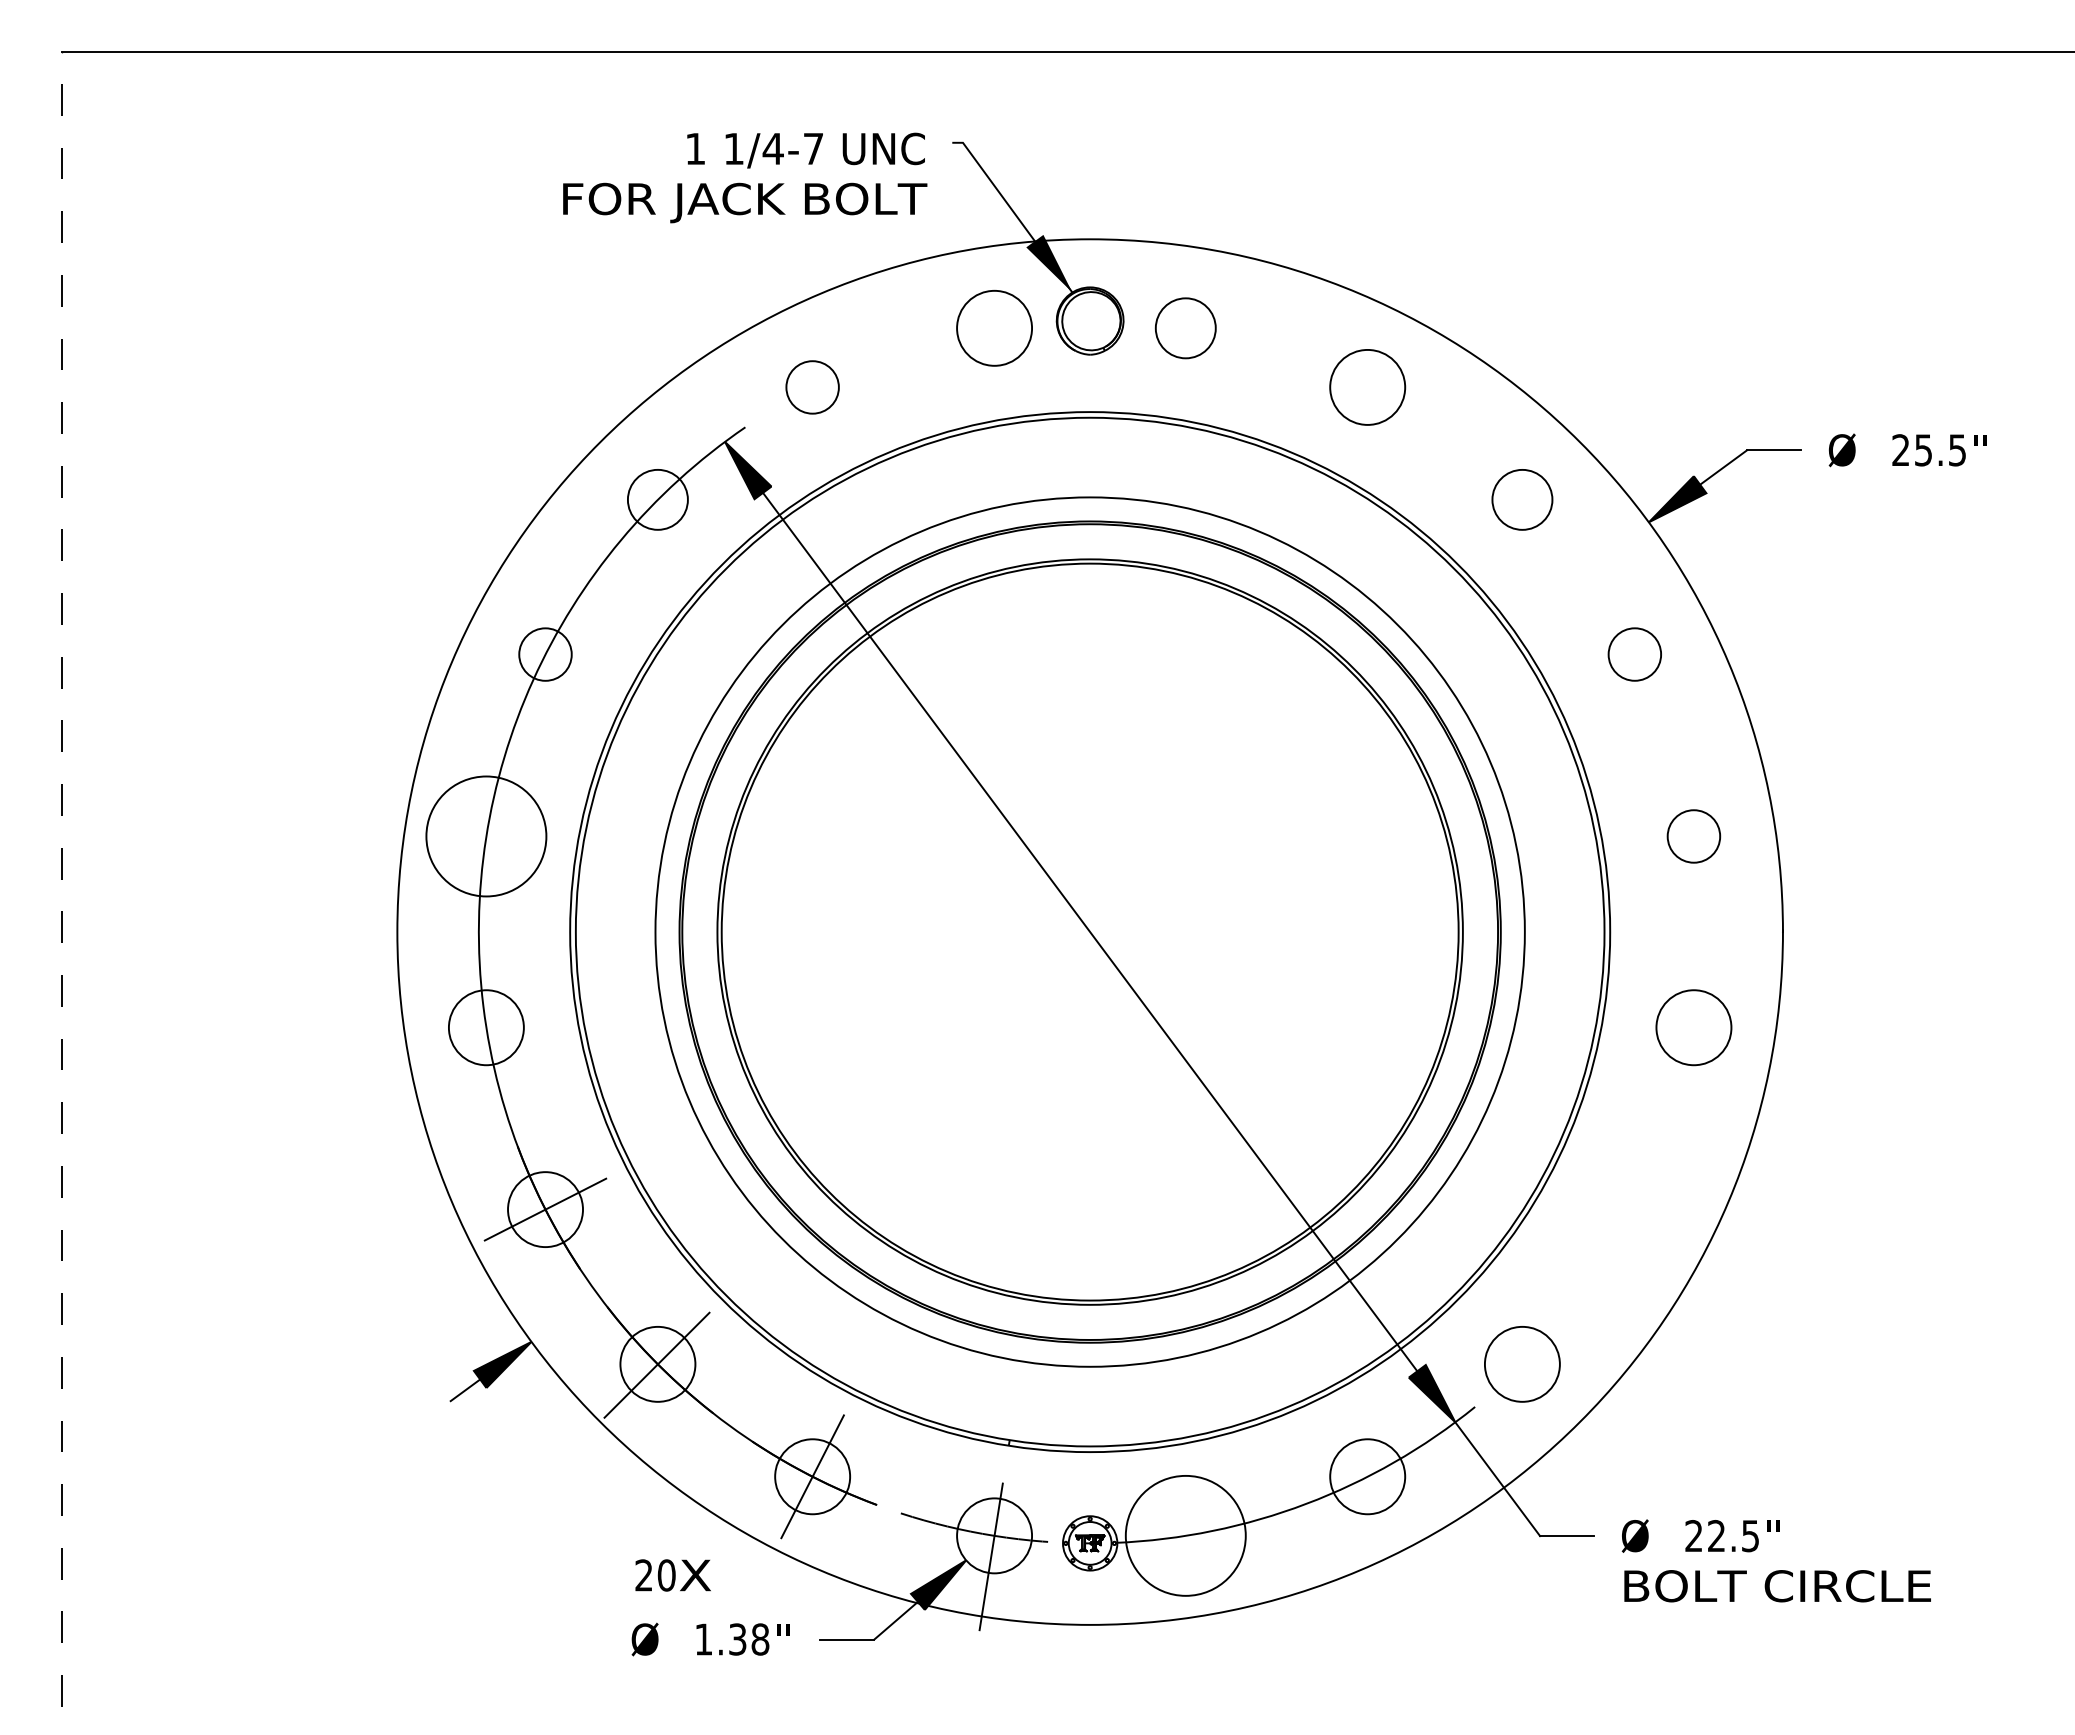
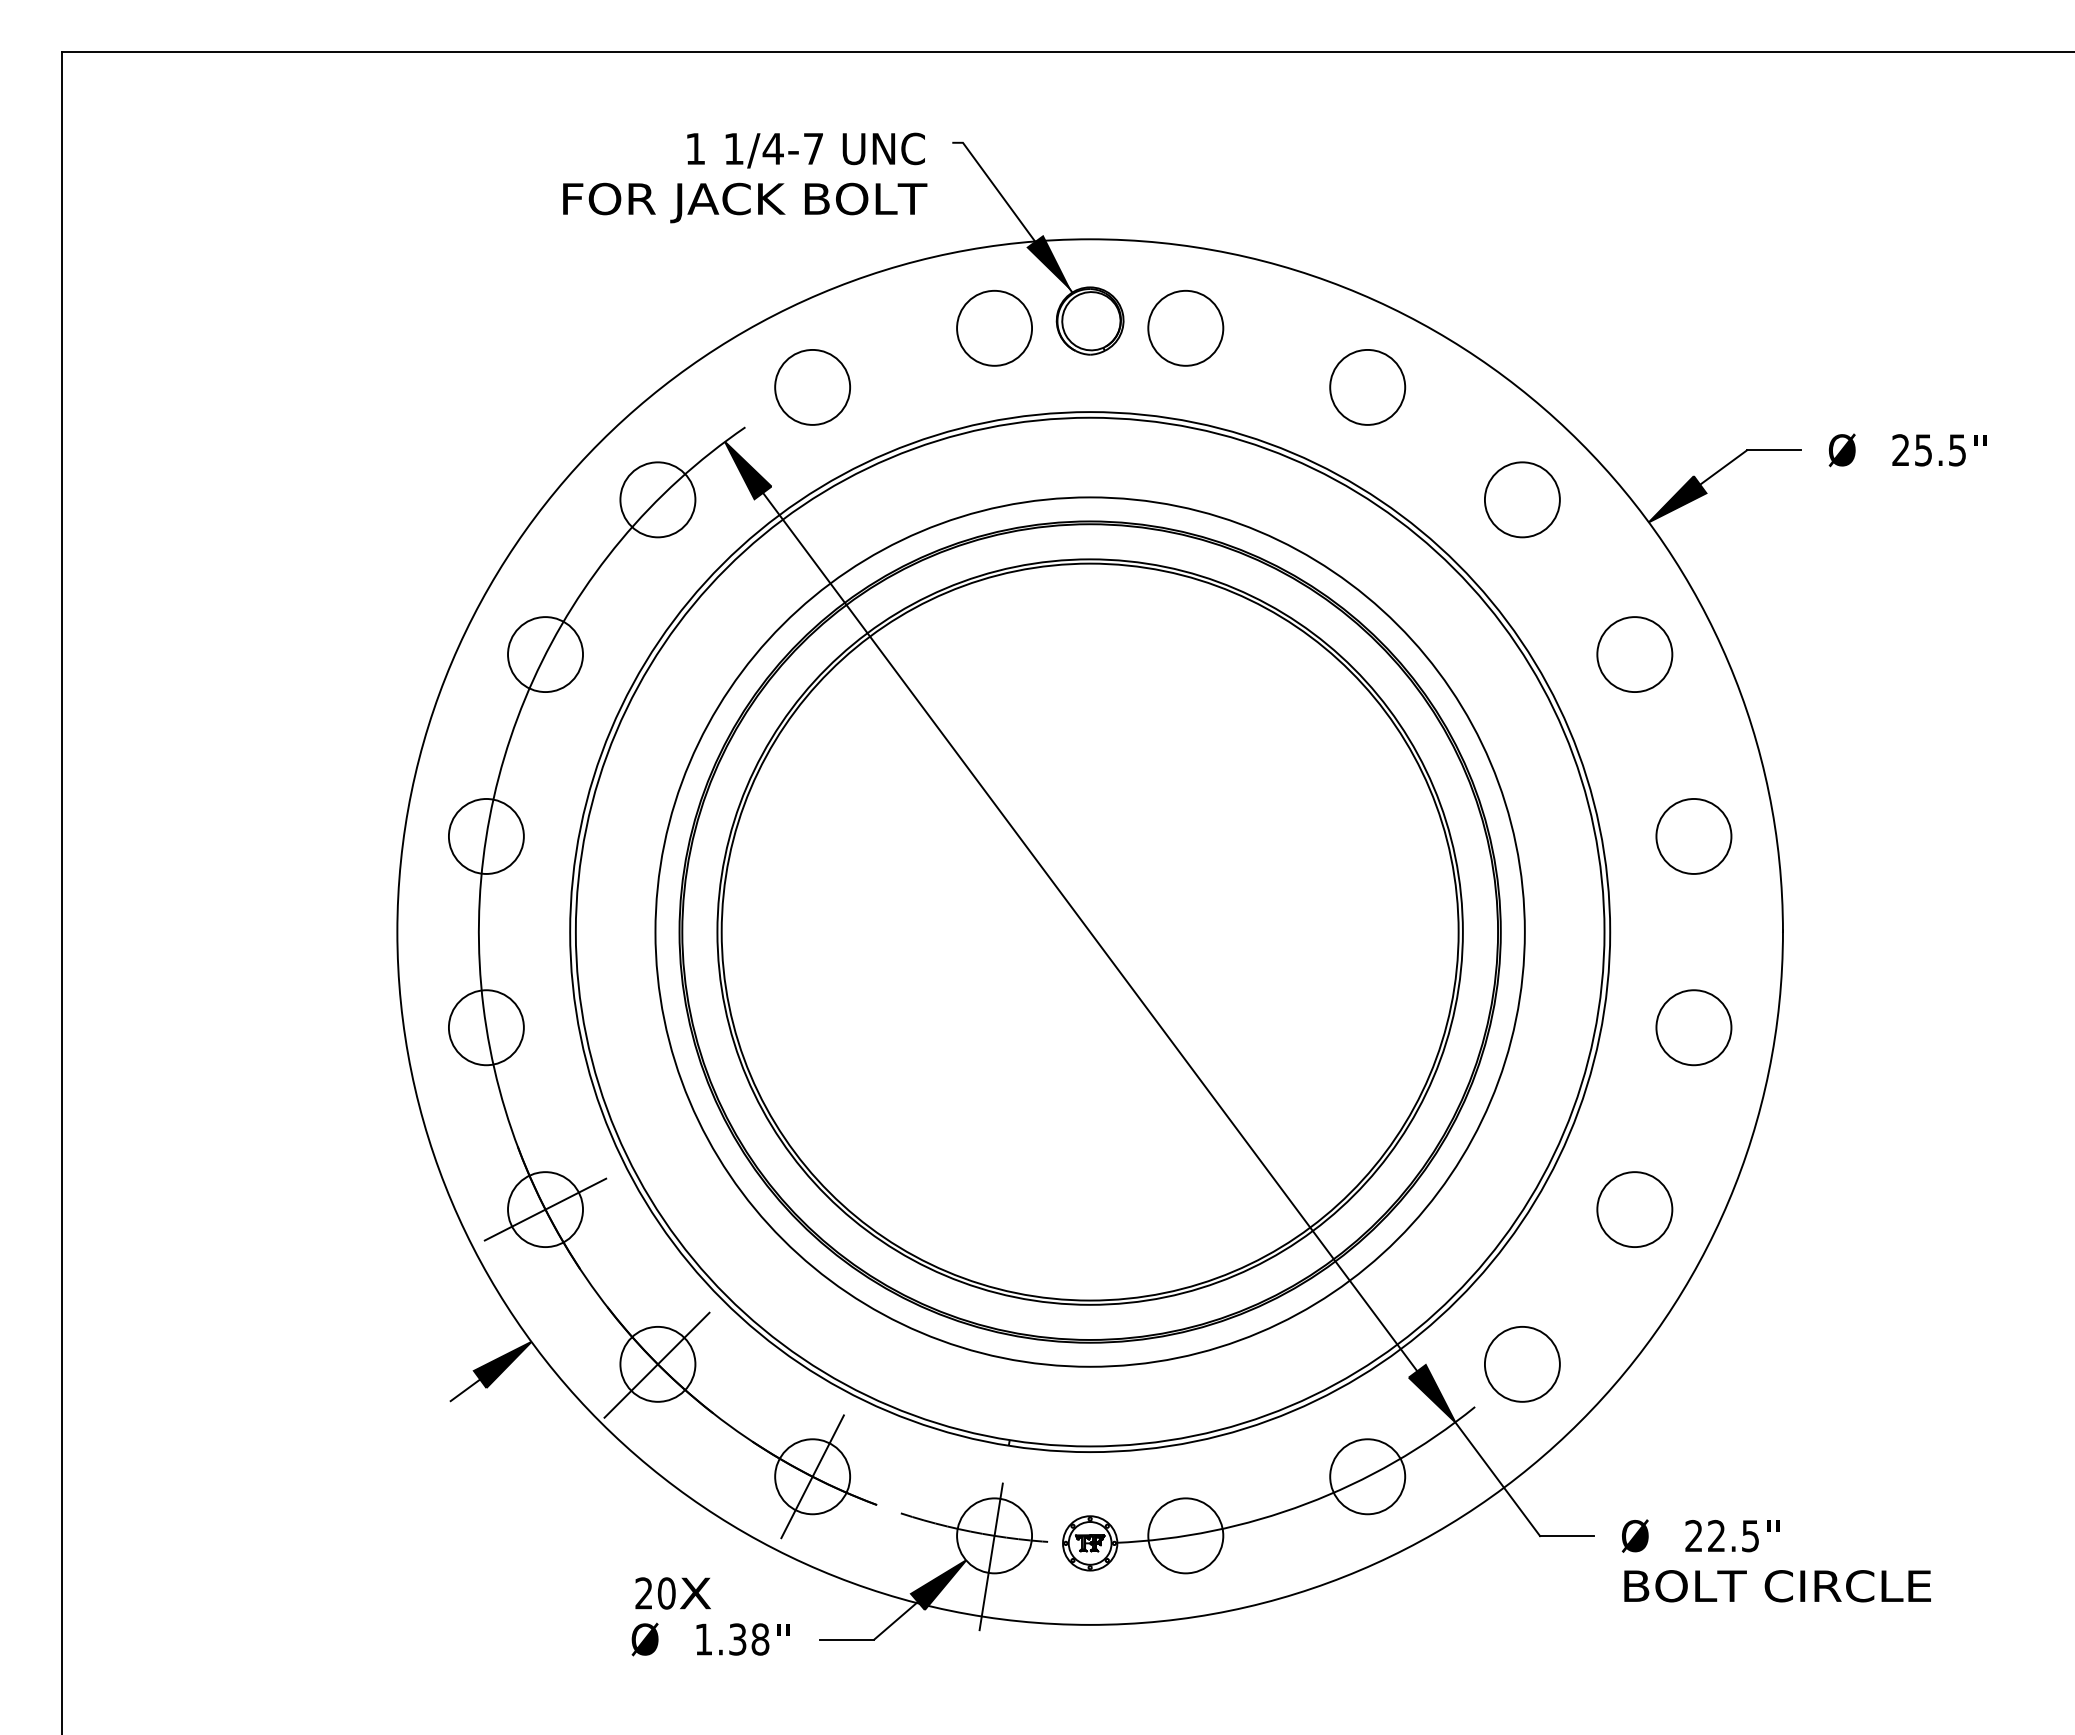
circle diameter: 60 px -> 75 px (1185, 327)
circle diameter: 52 px -> 75 px (812, 386)
circle diameter: 60 px -> 75 px (657, 499)
circle size: 63x62 px -> 77x78 px (1522, 499)
circle diameter: 52 px -> 75 px (545, 654)
circle size: 55x55 px -> 78x77 px (1634, 654)
circle diameter: 120 px -> 75 px (485, 835)
circle diameter: 52 px -> 75 px (1693, 835)
line: dashed -> solid (62, 893)
circle: none -> present (1634, 1209)
circle diameter: 120 px -> 75 px (1185, 1535)
text position: (672, 1575) -> (672, 1593) (672, 1593)
